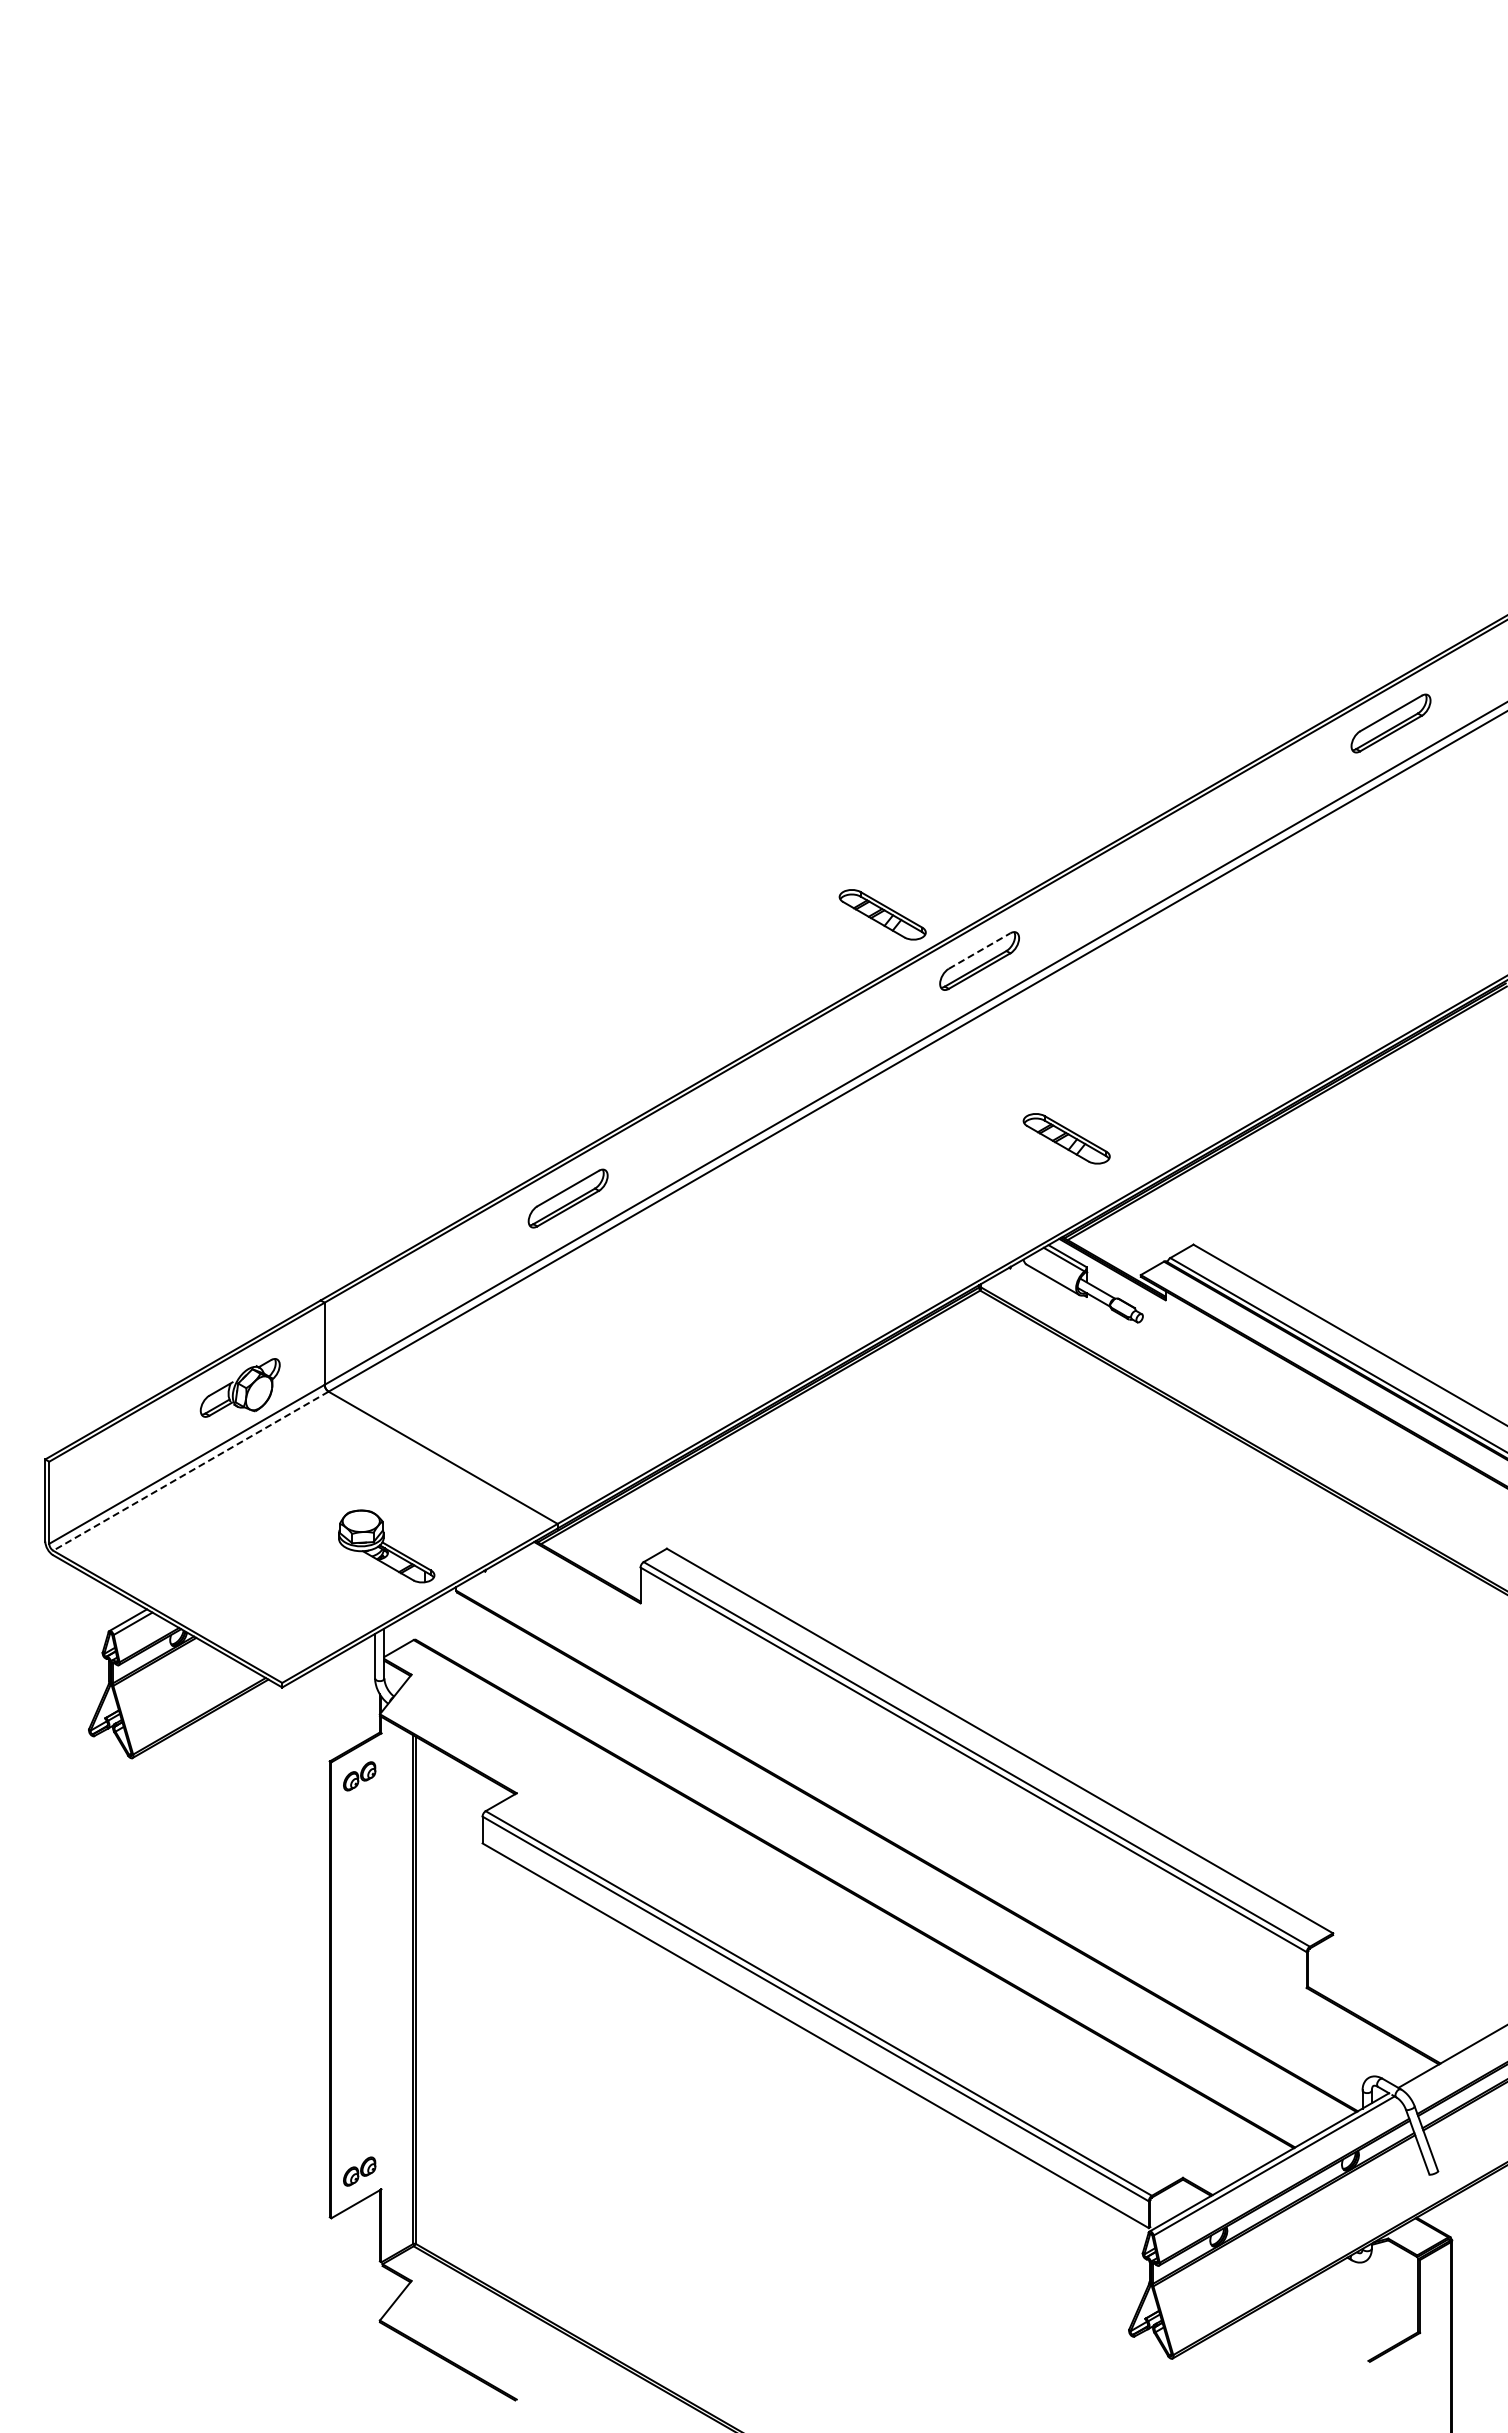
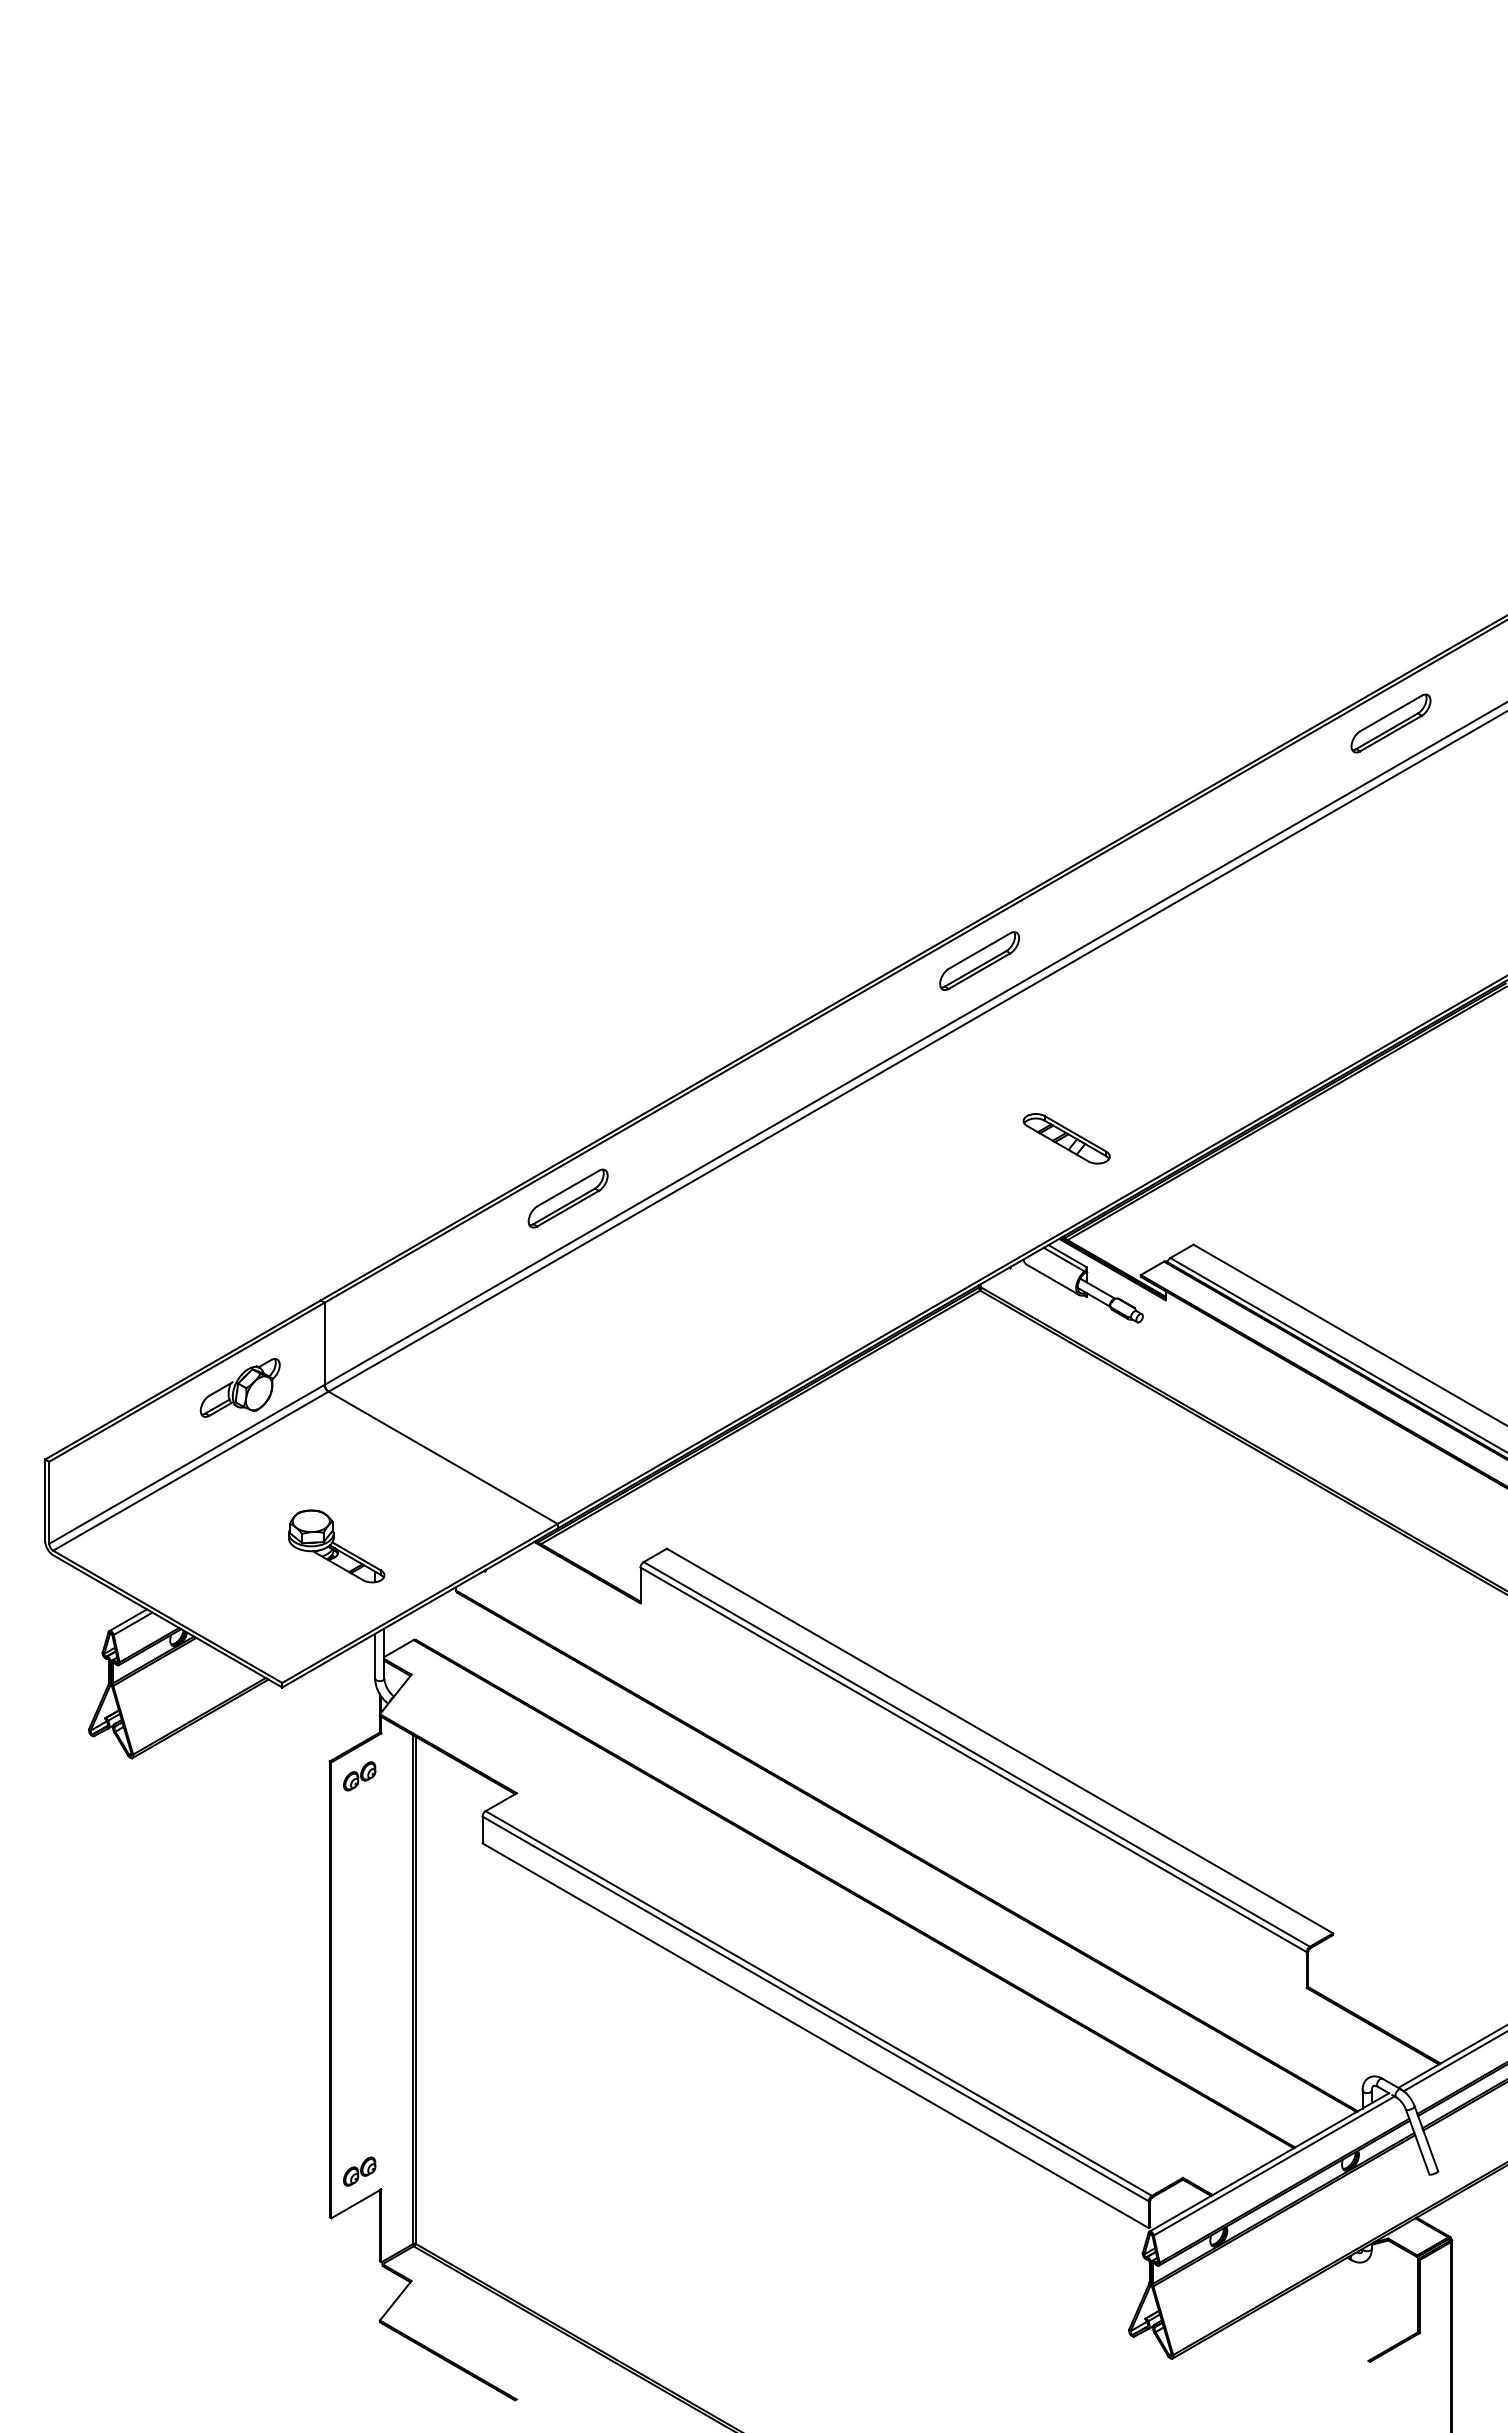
part: present -> none (882, 914)
line: dashed -> solid (979, 951)
line: dashed -> solid (190, 1471)
part position: (386, 1546) -> (336, 1546) (336, 1546)
line: none -> present (1453, 2062)
